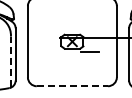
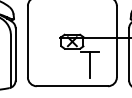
line: dashed -> solid (10, 61)
line: none -> present (90, 64)
line: dashed -> solid (72, 86)
